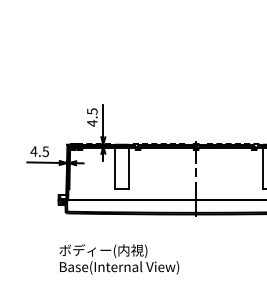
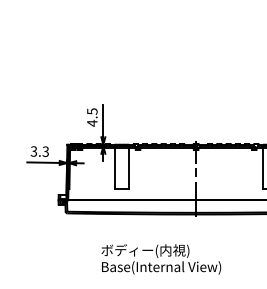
text: 4.5 -> 3.3 (39, 151)
text position: (119, 259) -> (161, 259) (161, 259)
